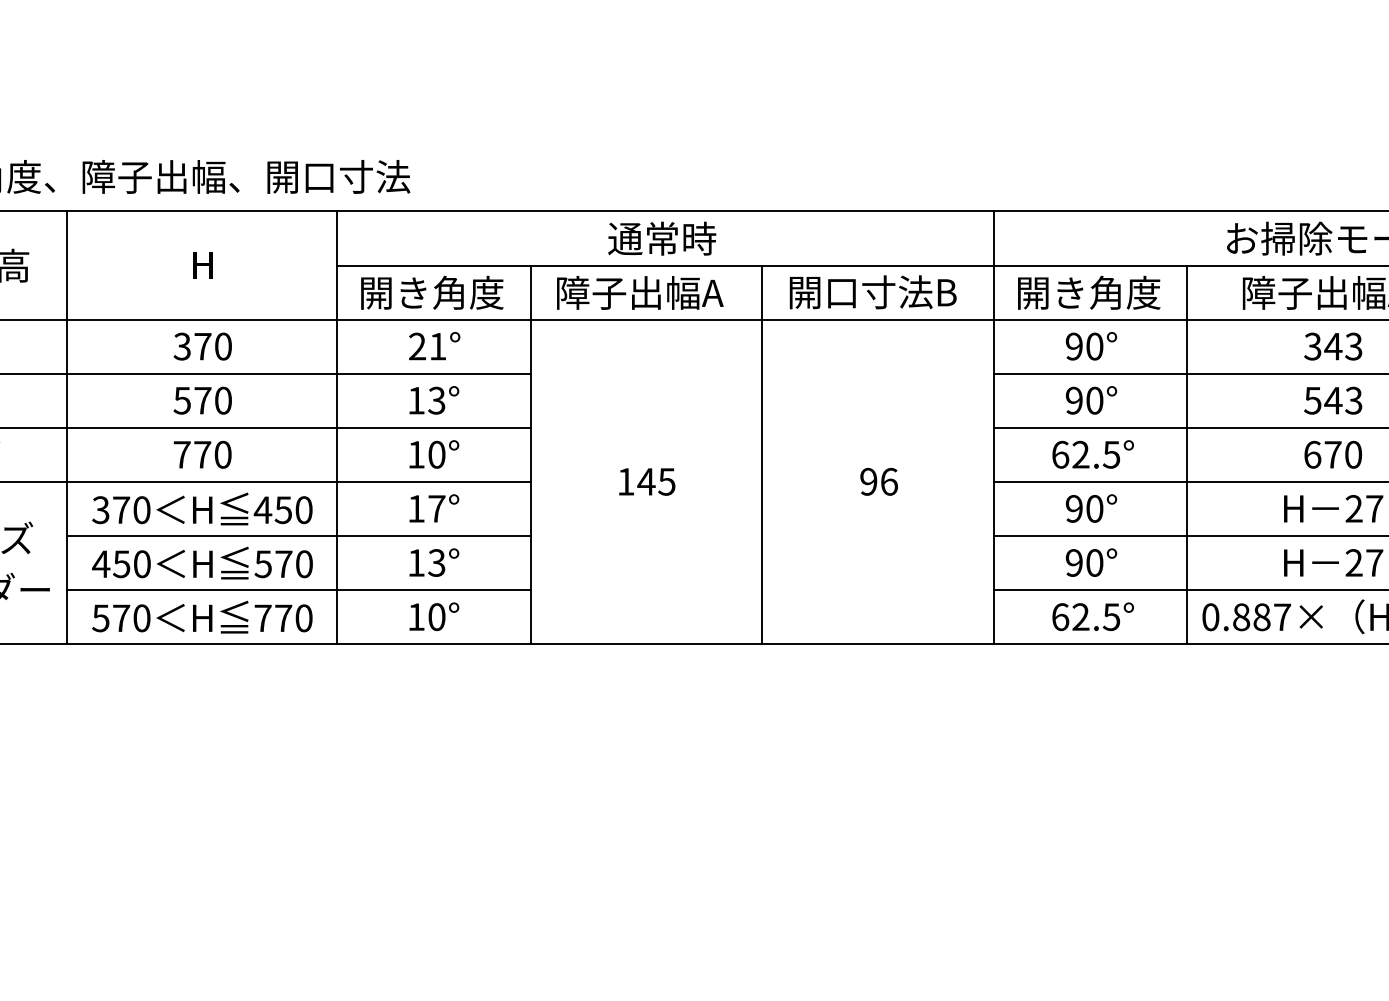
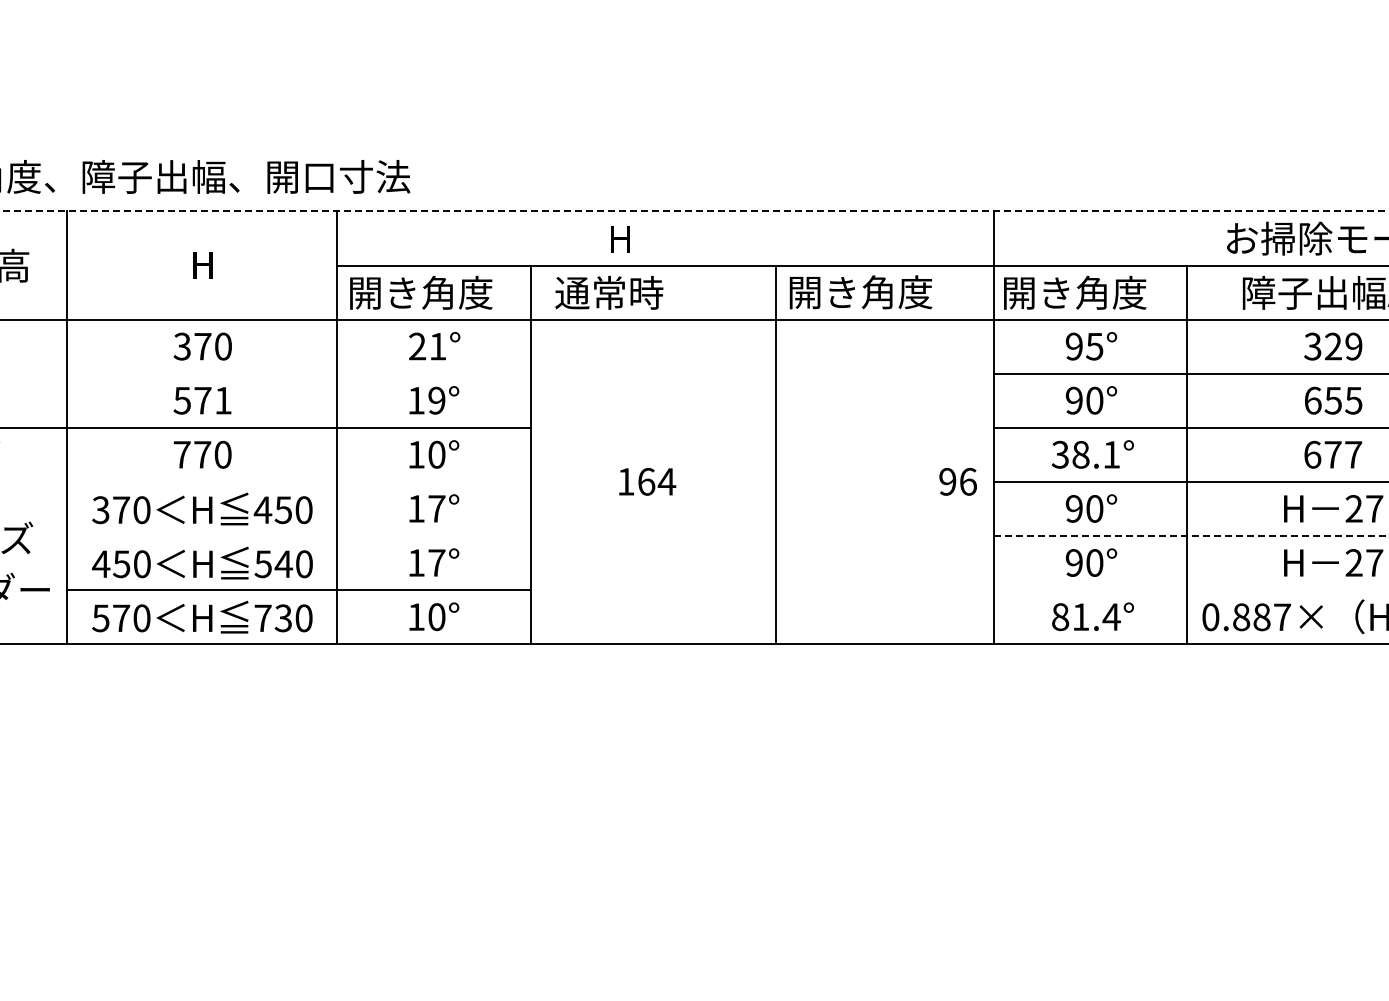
line: solid -> dashed (694, 211)
text: 通常時 -> H (662, 238)
text position: (432, 292) -> (421, 292) (421, 292)
text: 障子出幅A -> 通常時 (639, 292)
text: 開口寸法B -> 開き角度 (892, 292)
text position: (1089, 292) -> (1075, 292) (1075, 292)
text: 90° -> 95° (1094, 346)
text: 343 -> 329 (1343, 346)
line: present -> none (266, 373)
text: 570 -> 571 (223, 400)
text: 13° -> 19° (436, 400)
text: 543 -> 655 (1333, 400)
line position: (762, 454) -> (776, 454) (776, 454)
text: 62.5° -> 38.1° (1085, 454)
text: 670 -> 677 (1353, 454)
line: present -> none (266, 481)
text: 145 -> 164 (656, 481)
text position: (878, 481) -> (957, 481) (957, 481)
line: present -> none (298, 535)
line: solid -> dashed (1191, 535)
text: 13° -> 17° (436, 562)
text: 570 -> 540 (283, 563)
line: present -> none (1189, 590)
text: 62.5° -> 81.4° (1086, 617)
text: 770 -> 730 (283, 618)
